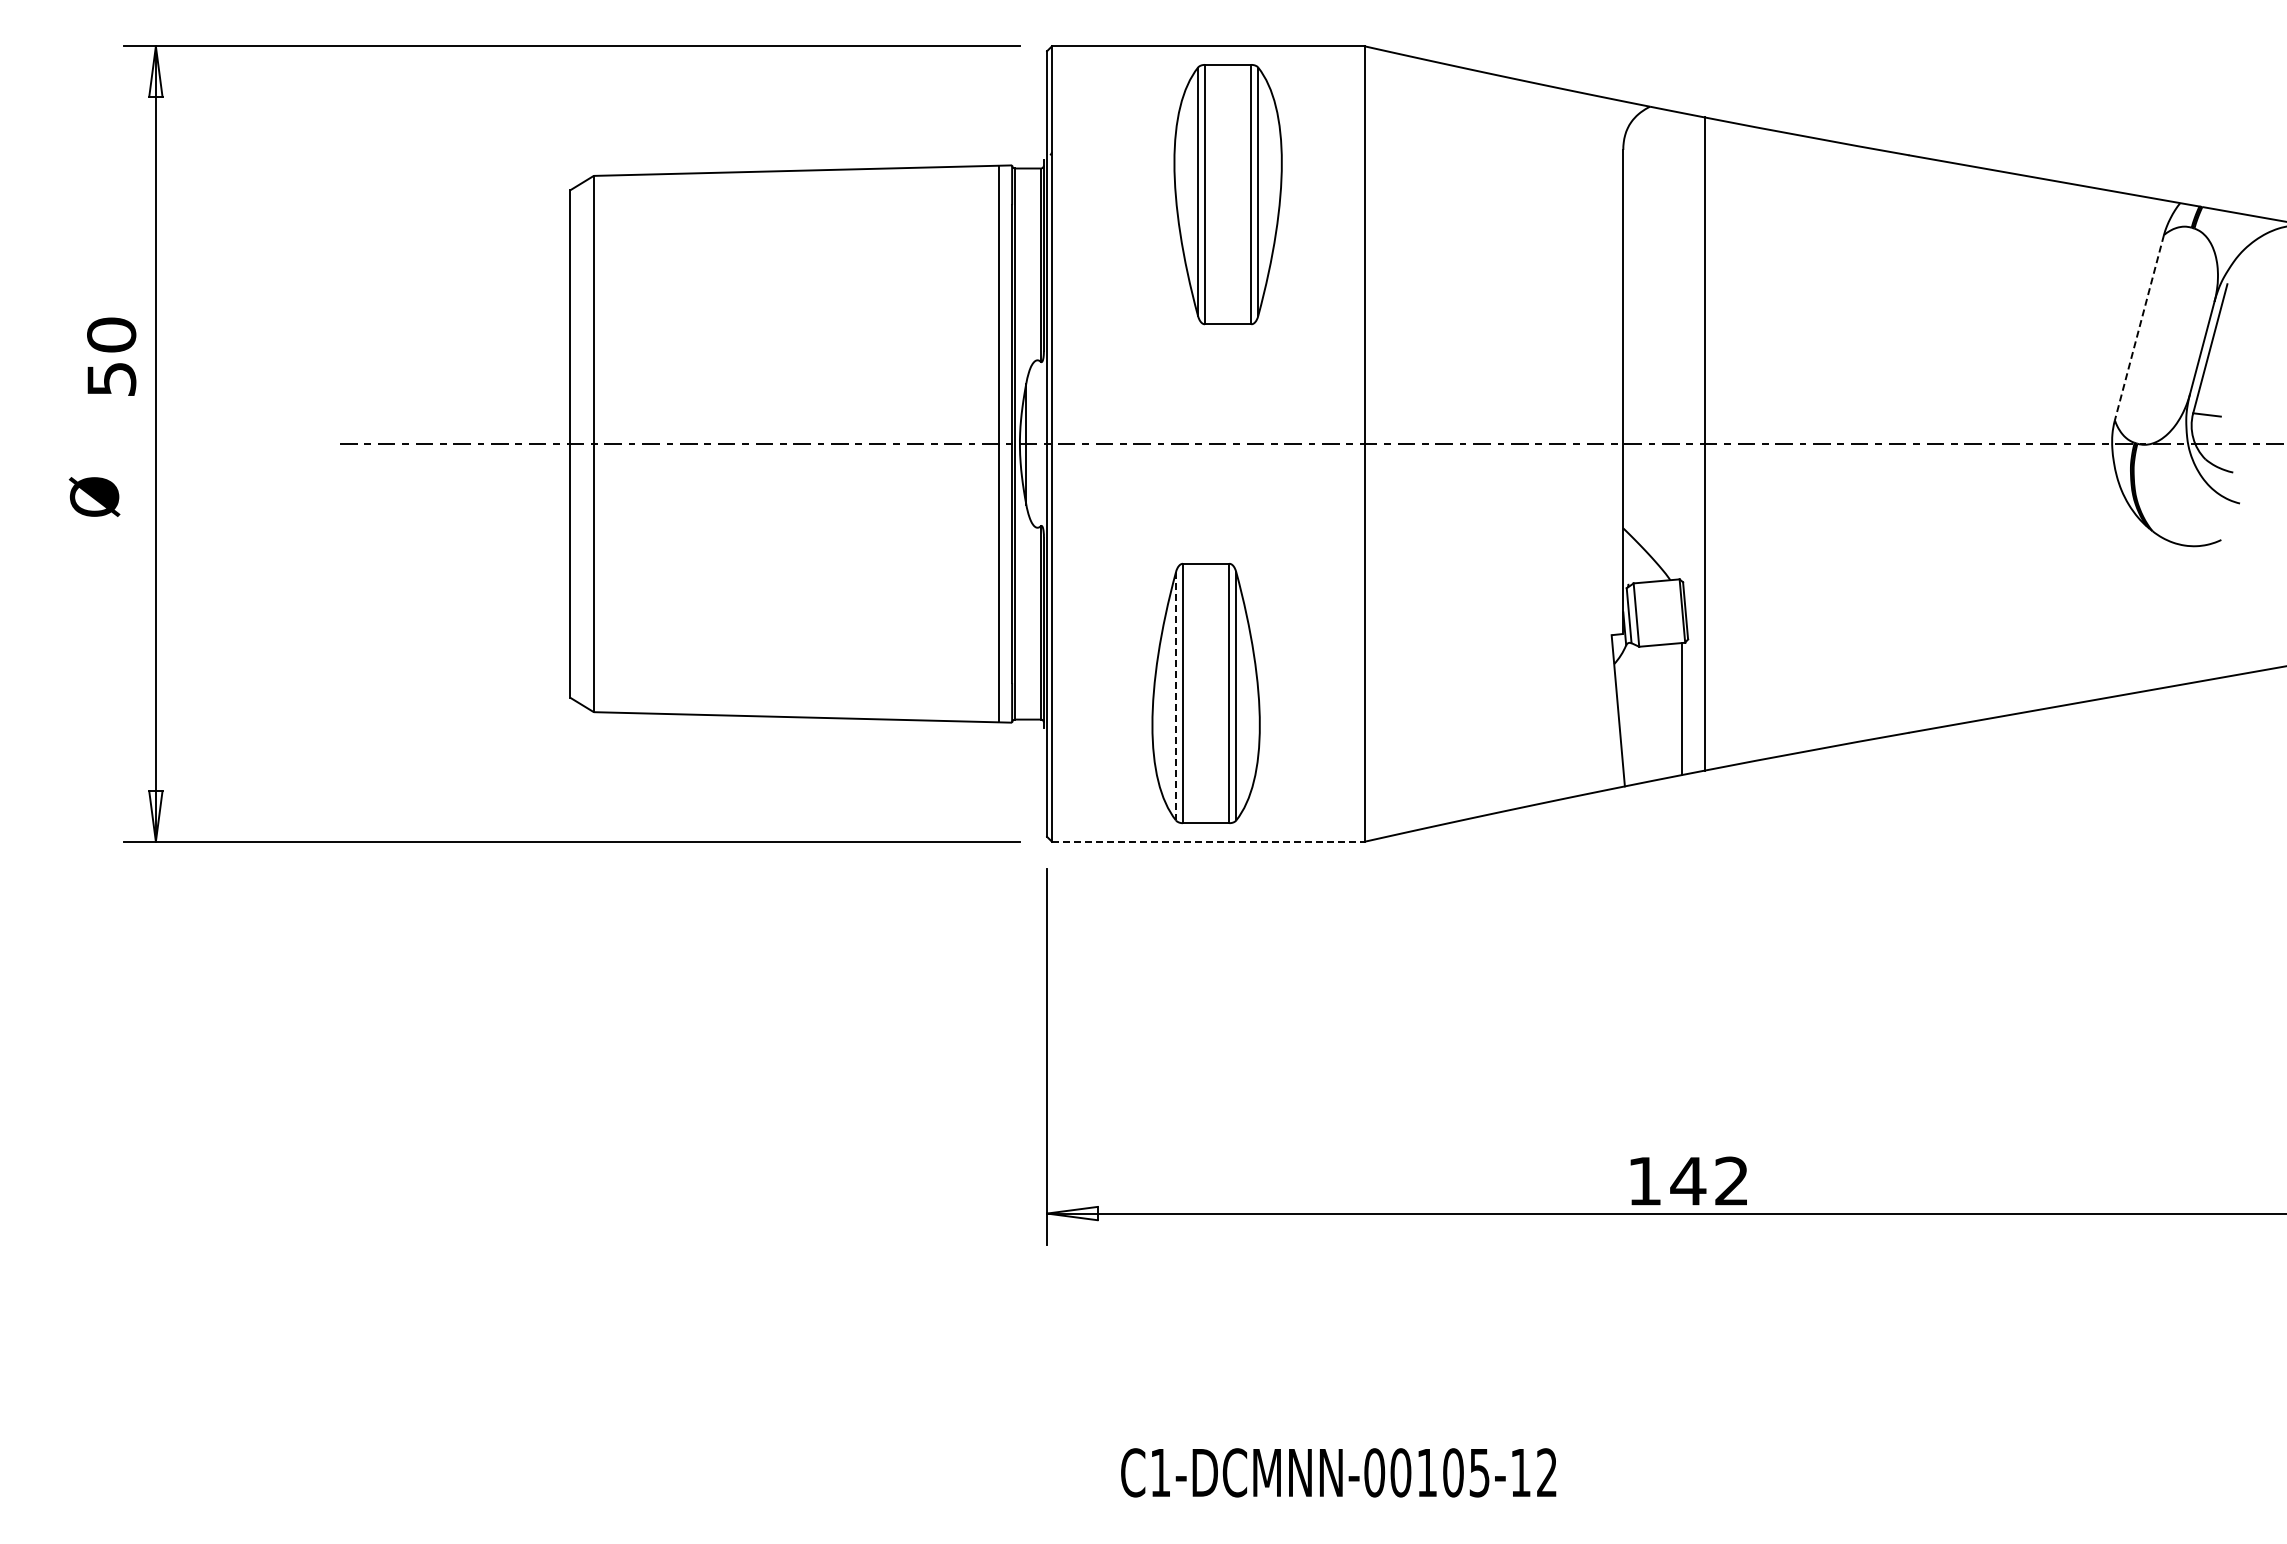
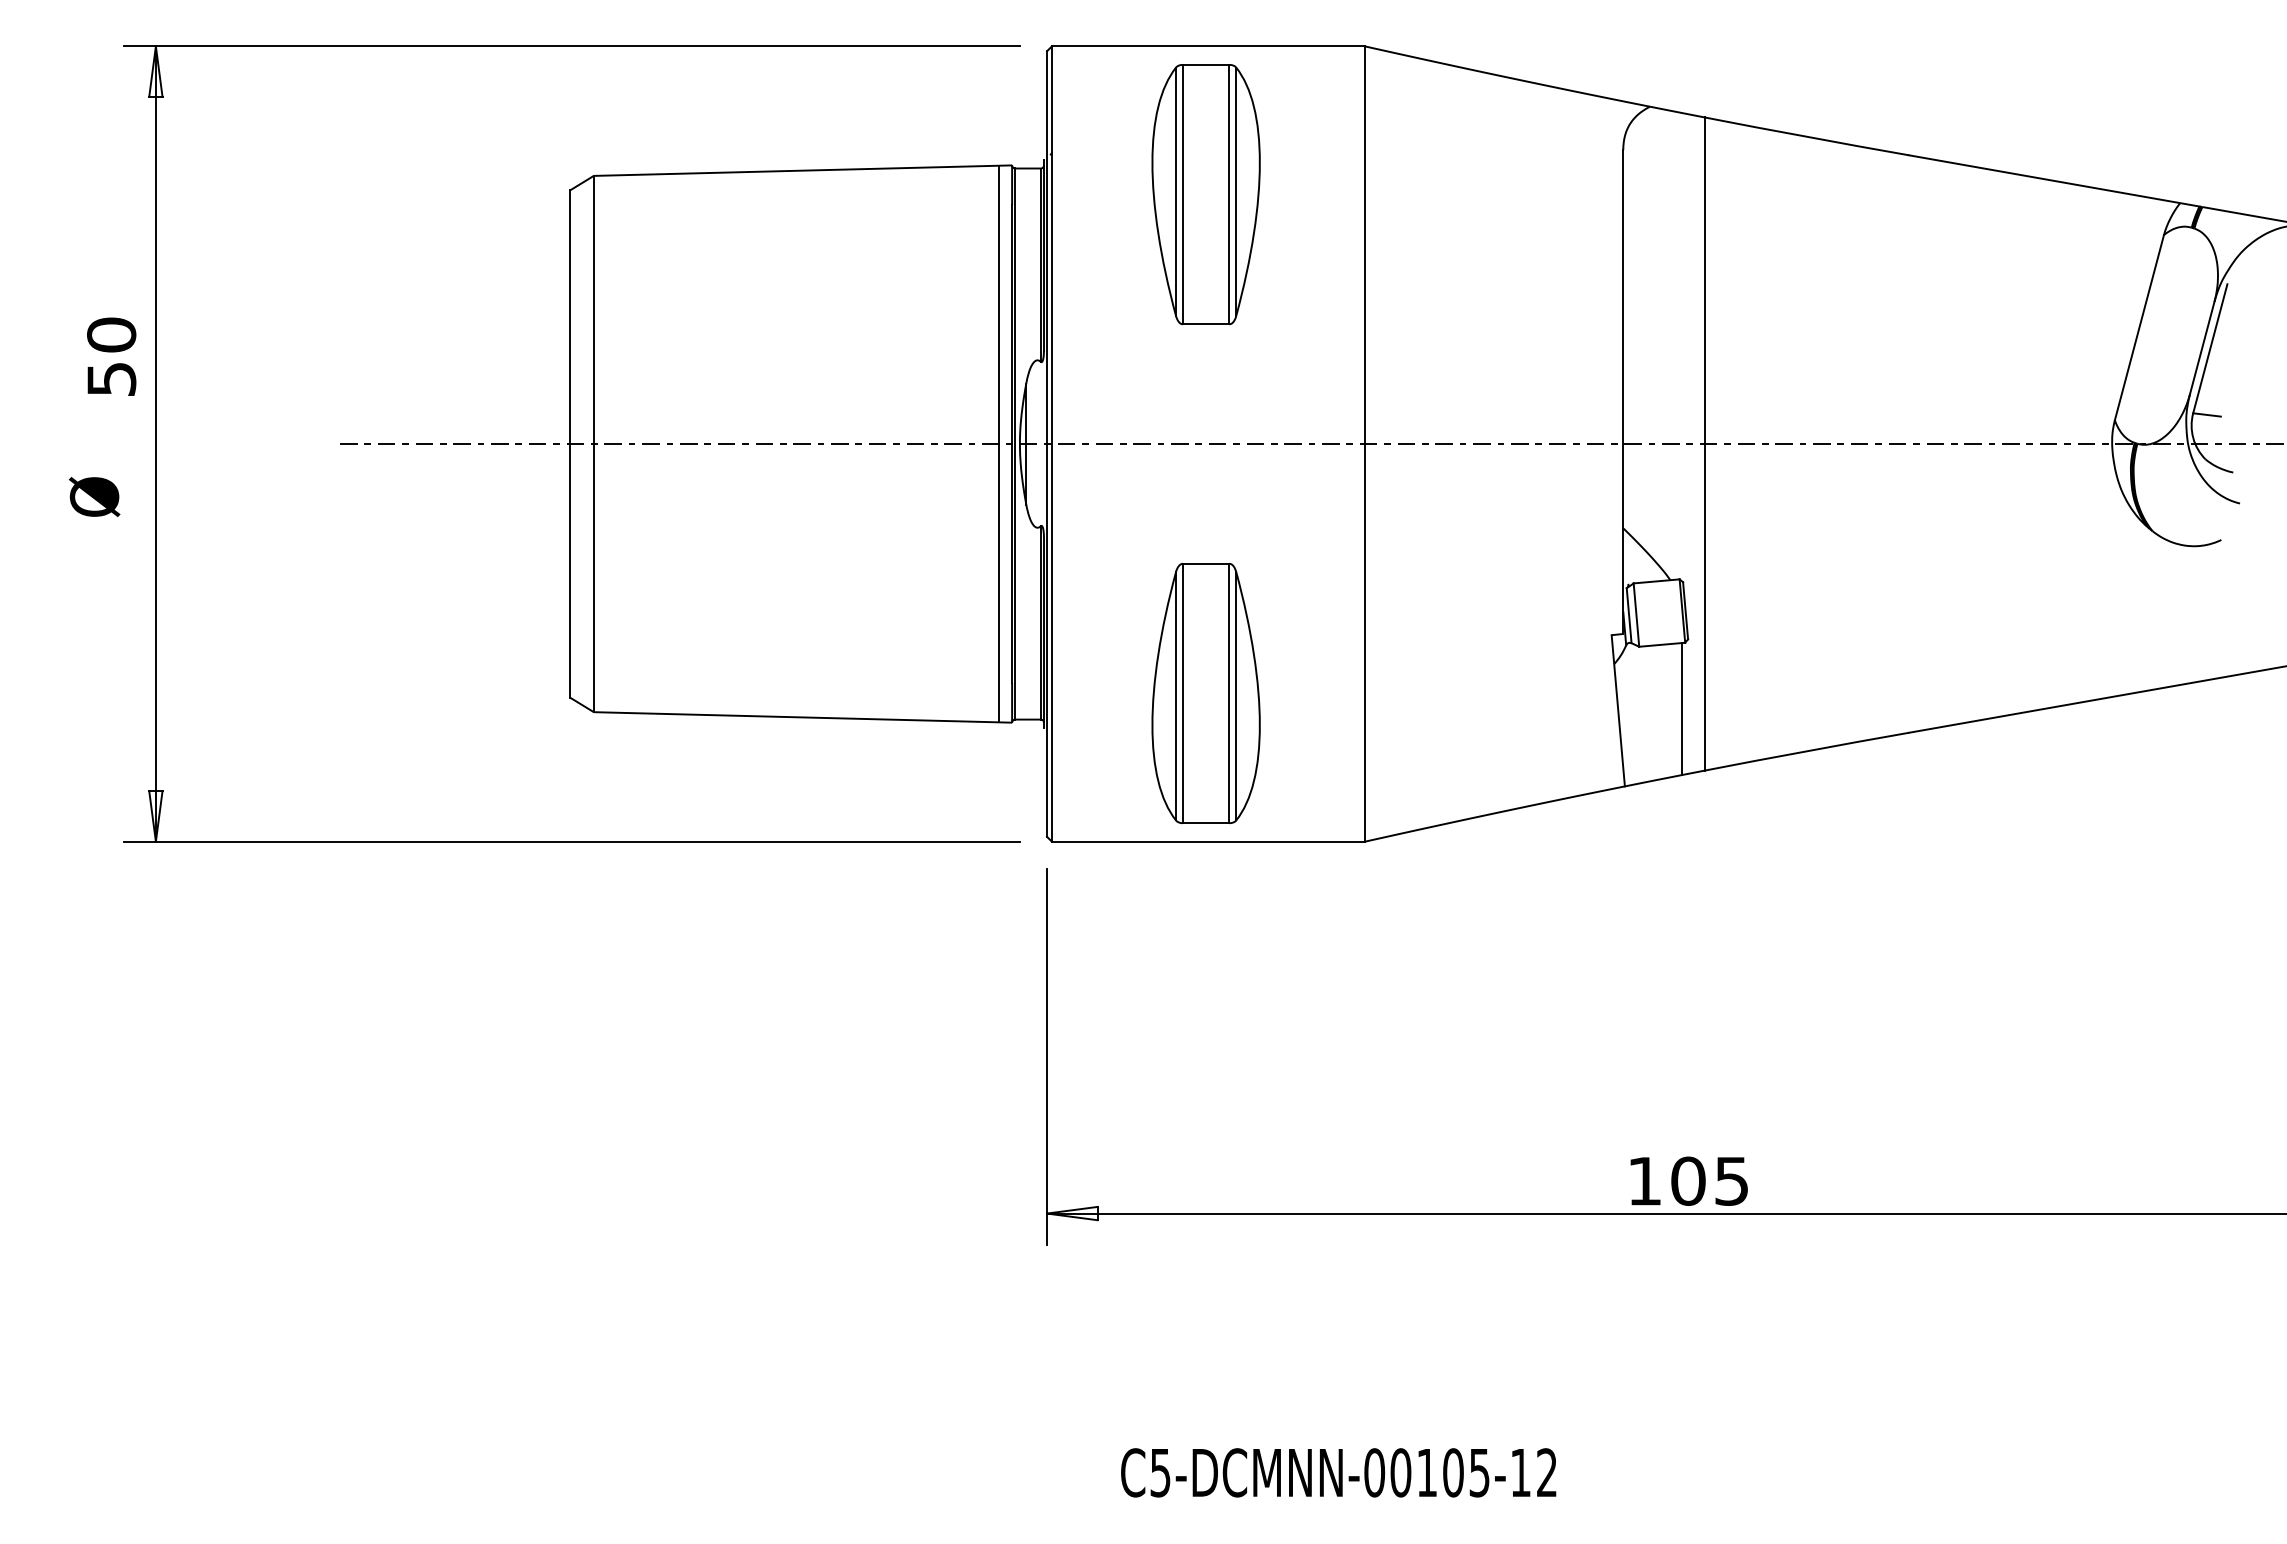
part position: (1227, 194) -> (1205, 194) (1205, 194)
line: dashed -> solid (2139, 327)
line: dashed -> solid (1176, 696)
line: dashed -> solid (1208, 841)
text: 142 -> 105 (1708, 1180)
text: C1-DCMNN-00105-12 -> C5-DCMNN-00105-12 (1160, 1473)
